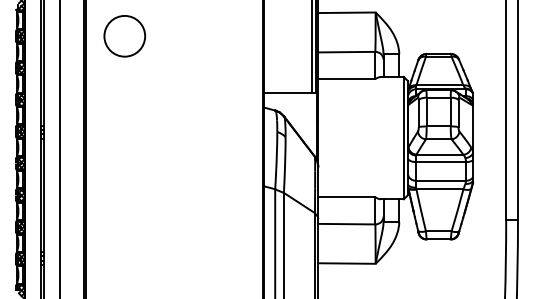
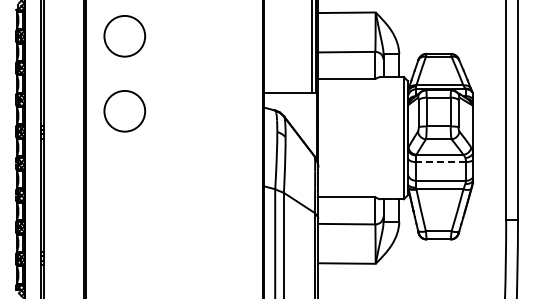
part: none -> present (124, 111)
line: present -> none (60, 148)
line: solid -> dashed (441, 162)
